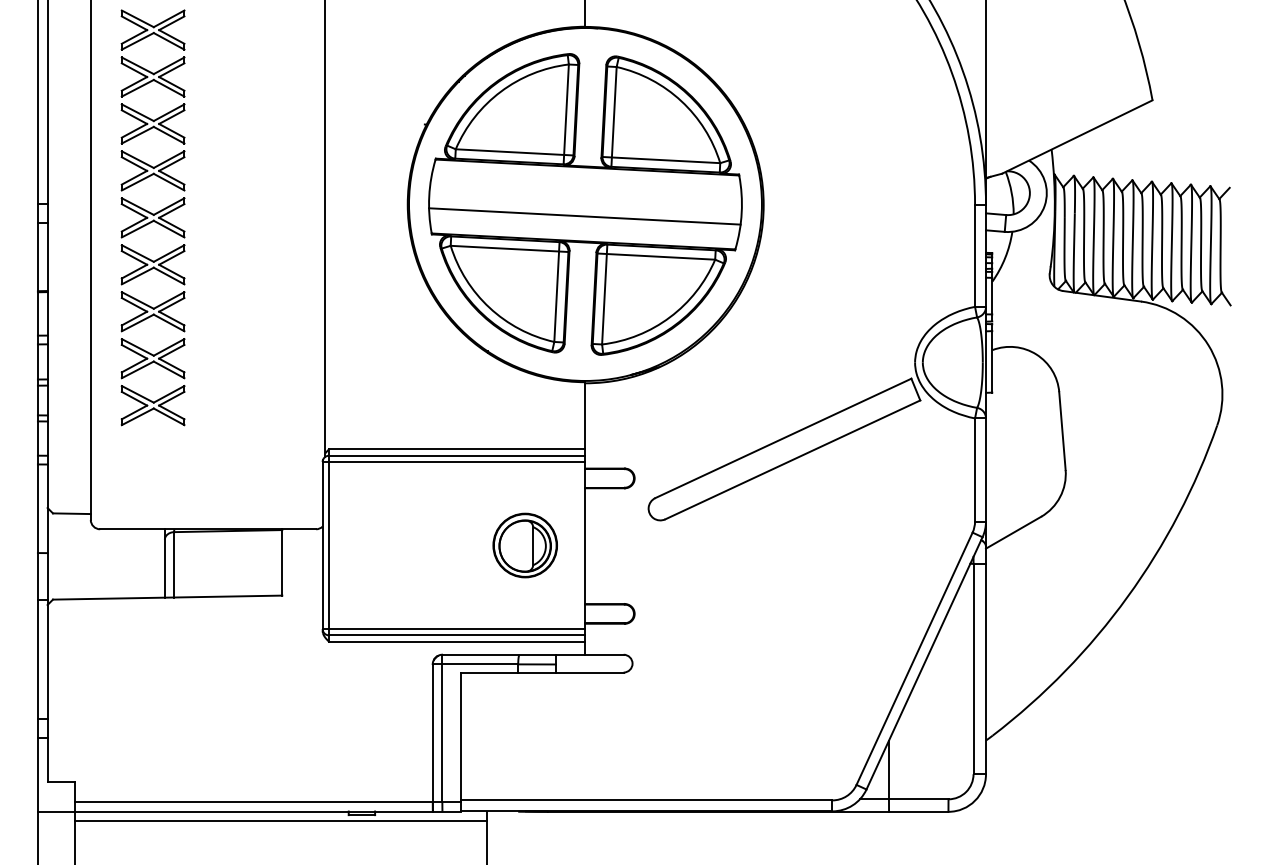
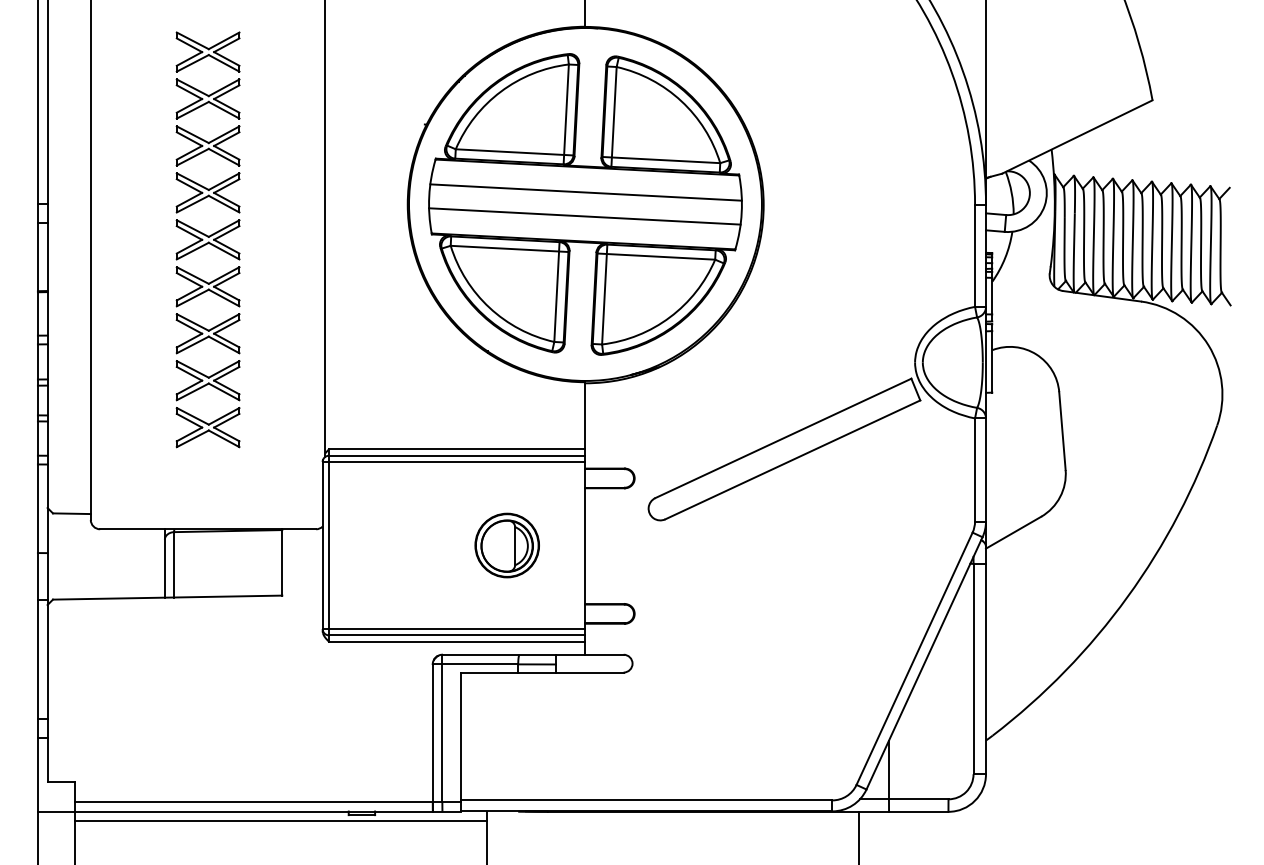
line: none -> present (585, 192)
part position: (152, 217) -> (207, 239) (207, 239)
part position: (524, 545) -> (506, 545) (506, 545)
line: none -> present (859, 836)
